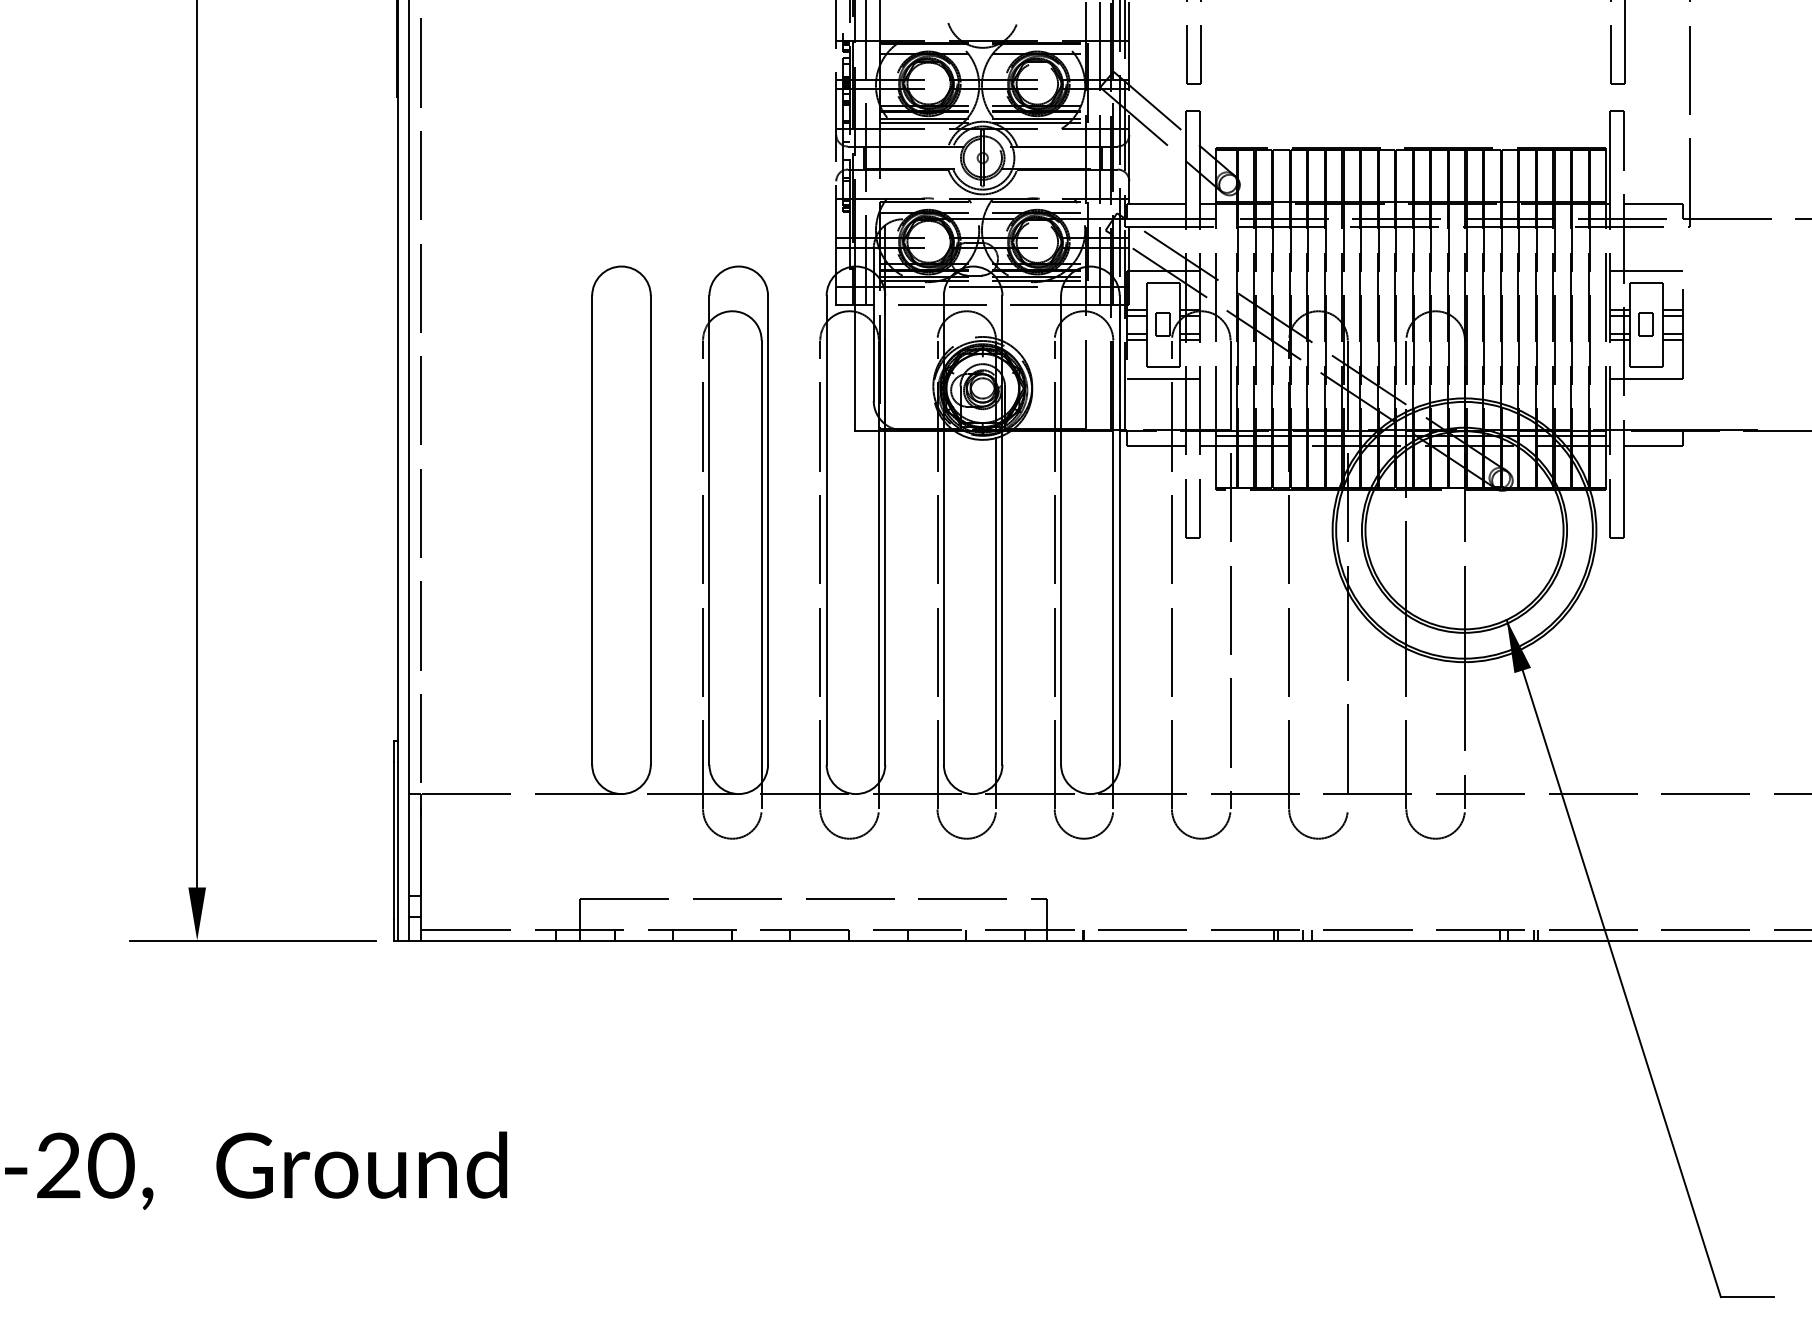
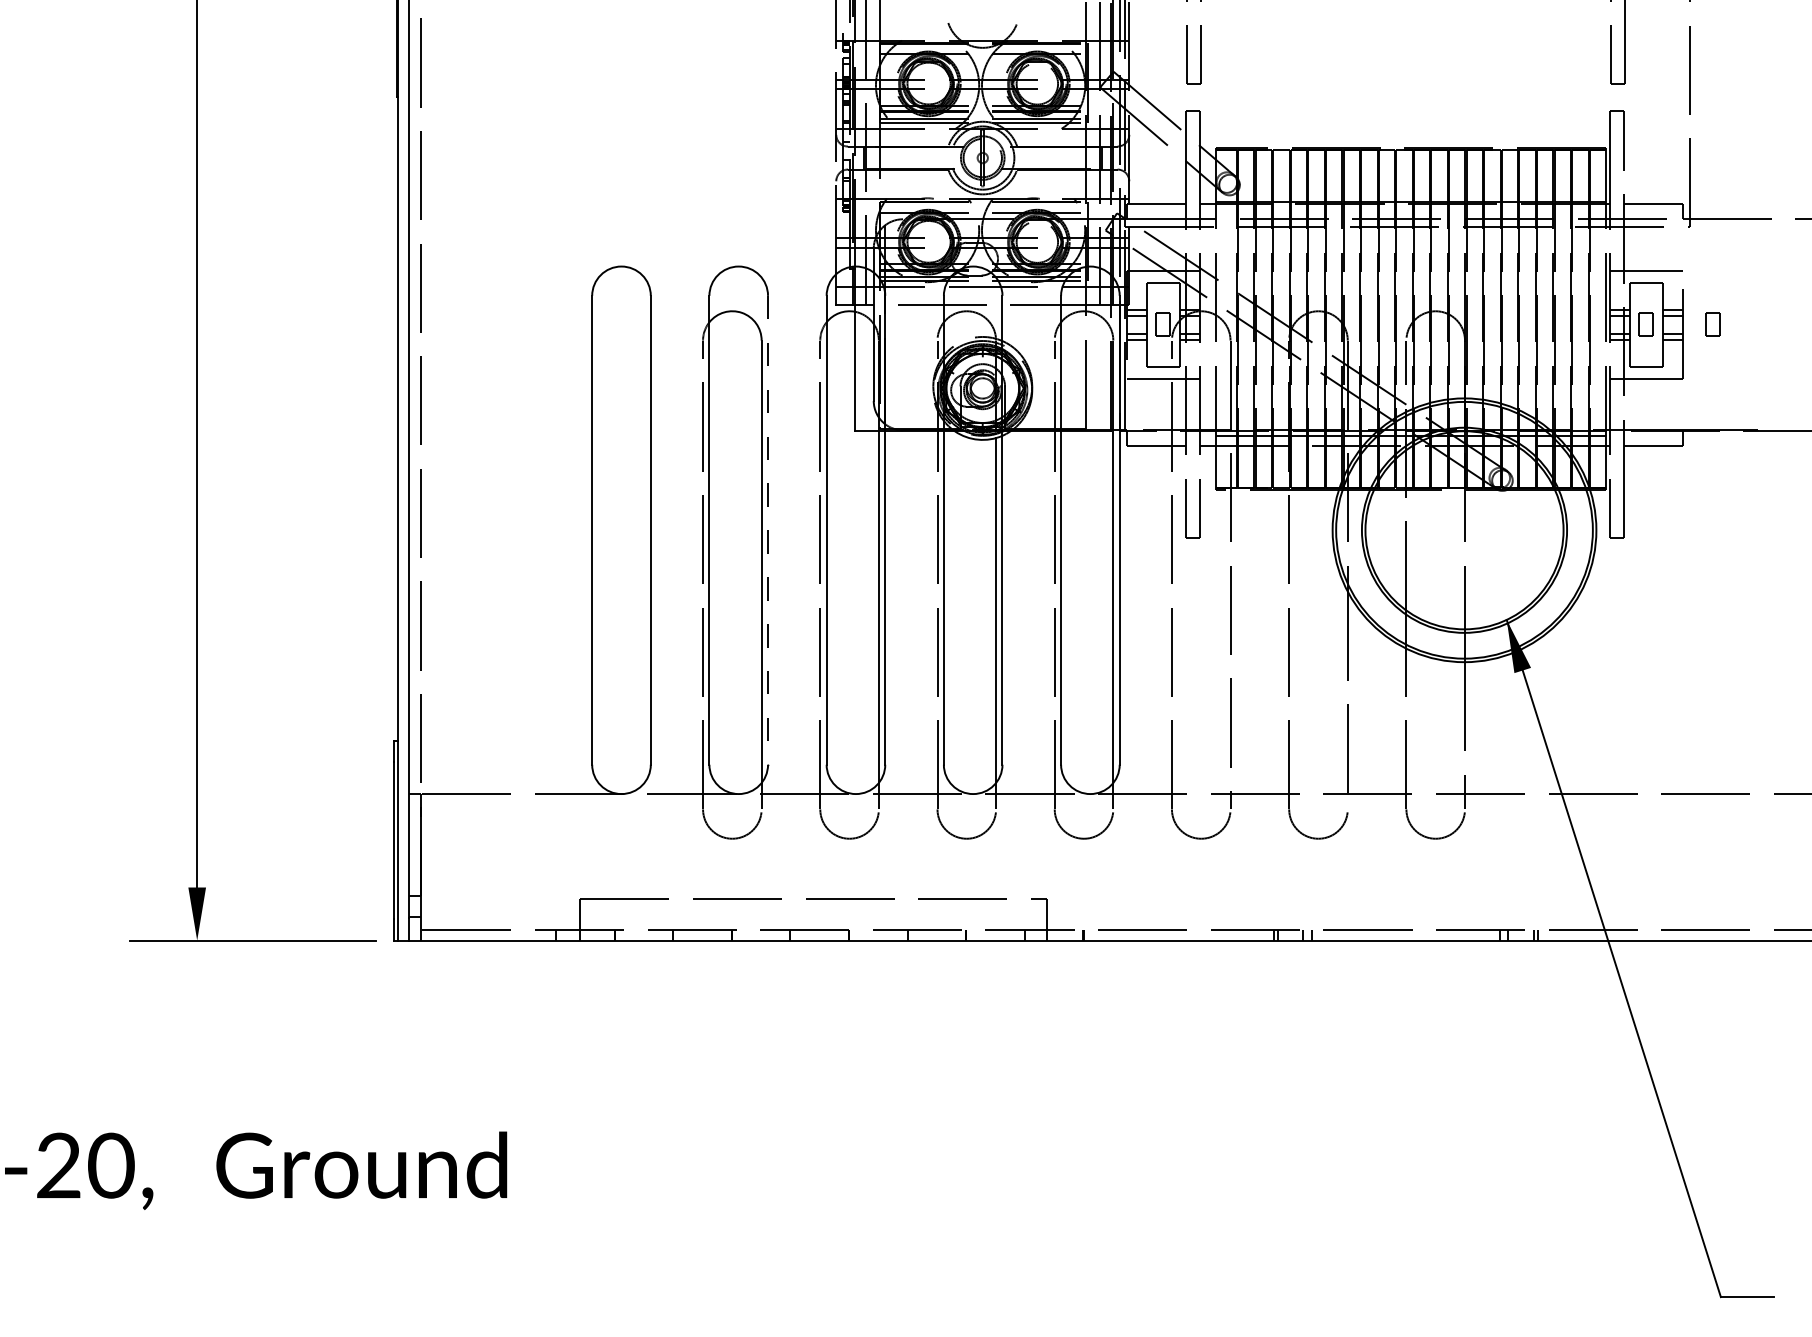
part: none -> present (1712, 324)
line: solid -> dashed (768, 530)
